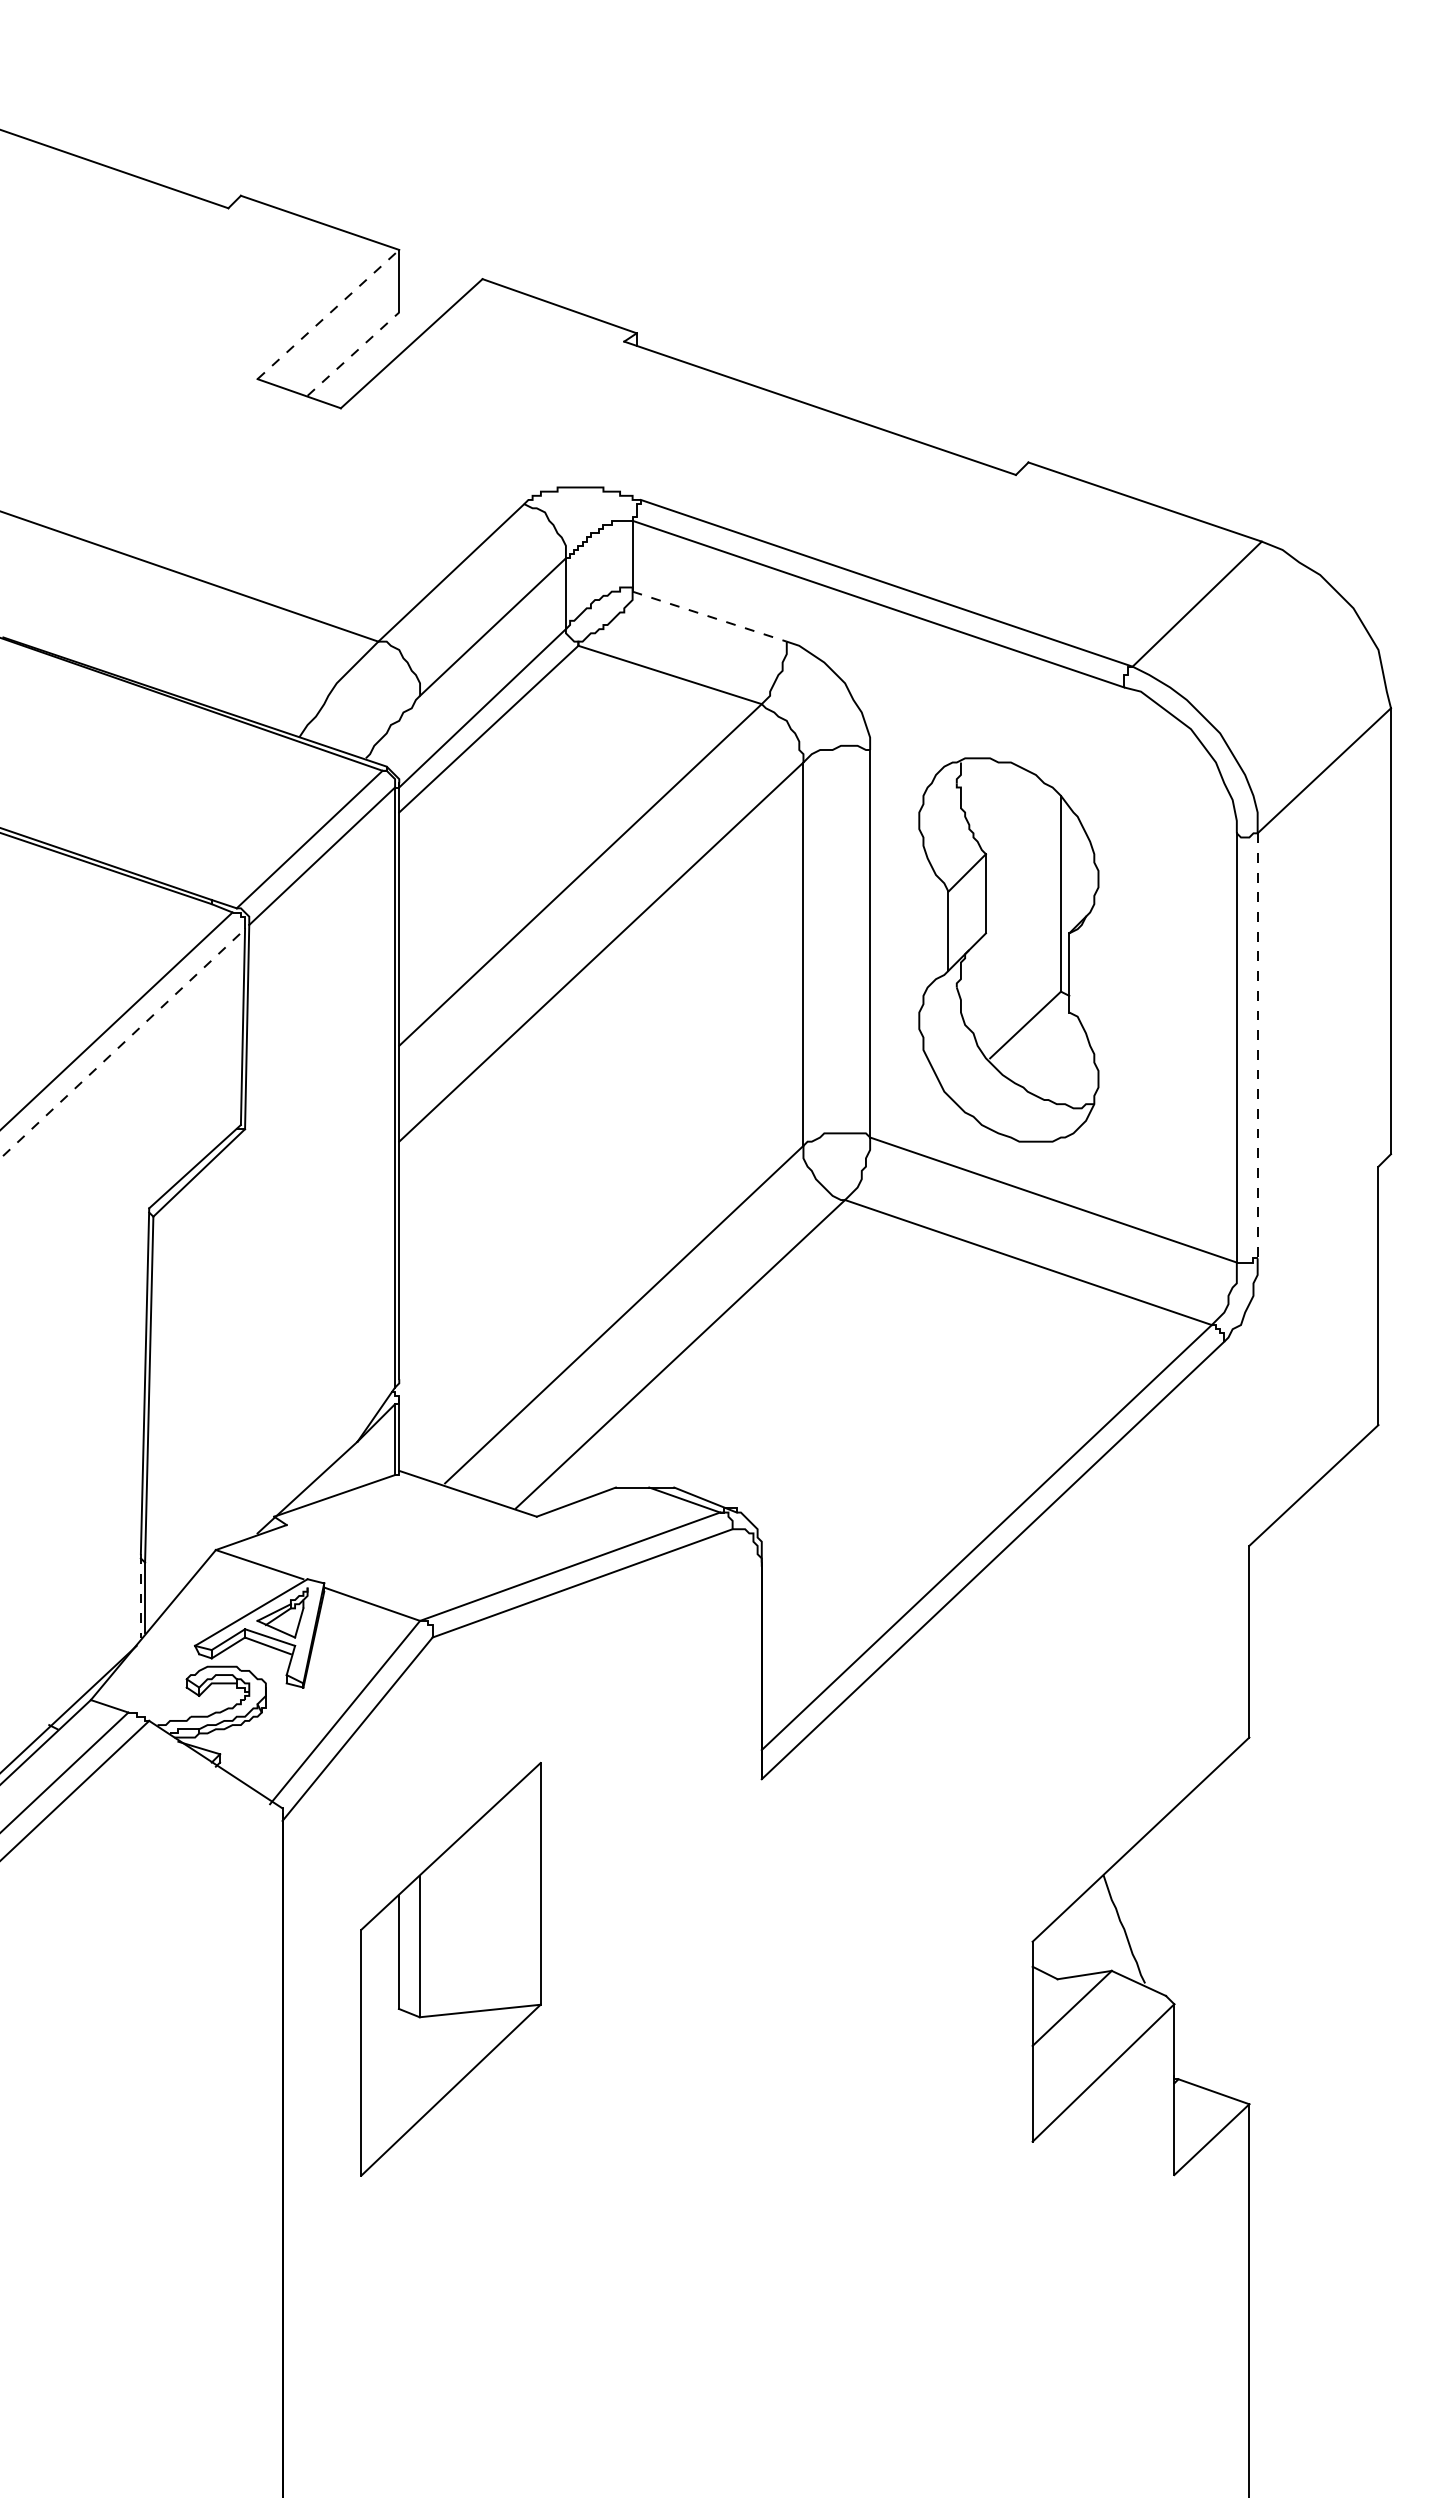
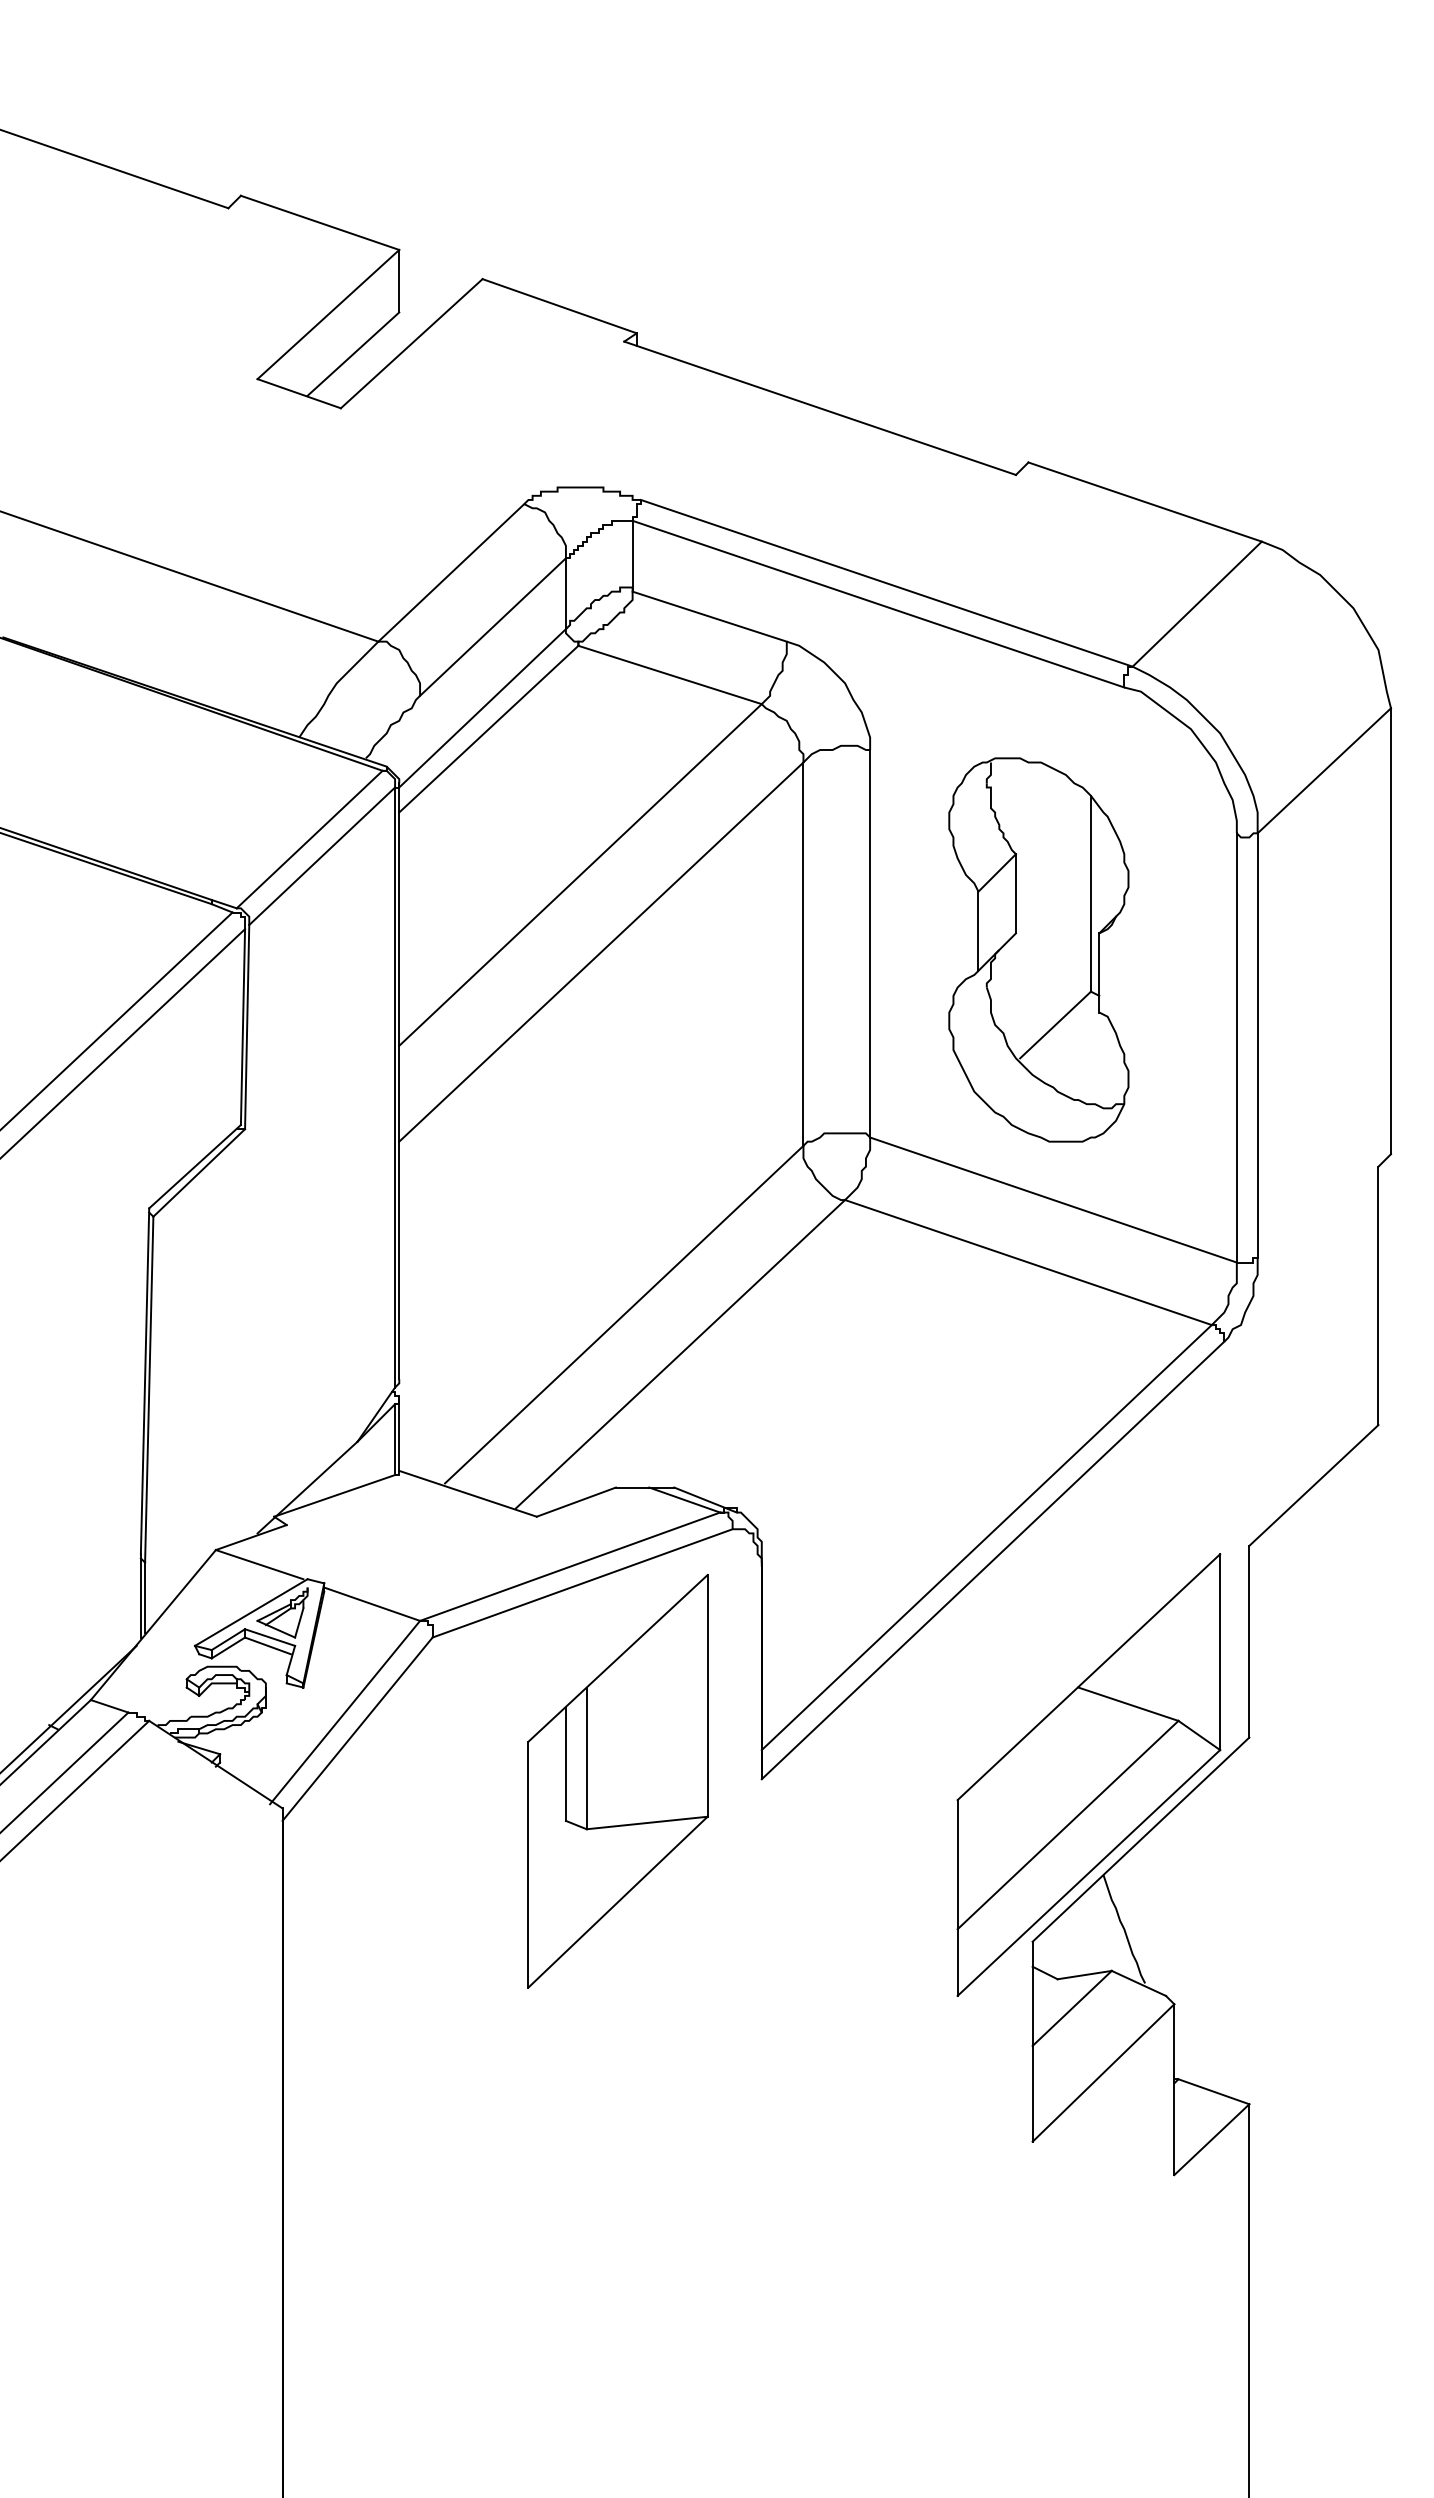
line: dashed -> solid (328, 314)
line: dashed -> solid (353, 354)
line: dashed -> solid (710, 616)
part position: (1008, 949) -> (1038, 949) (1038, 949)
line: dashed -> solid (122, 1043)
line: dashed -> solid (1257, 1045)
line: dashed -> solid (140, 1595)
part: none -> present (1088, 1774)
part position: (450, 1969) -> (617, 1781) (617, 1781)
